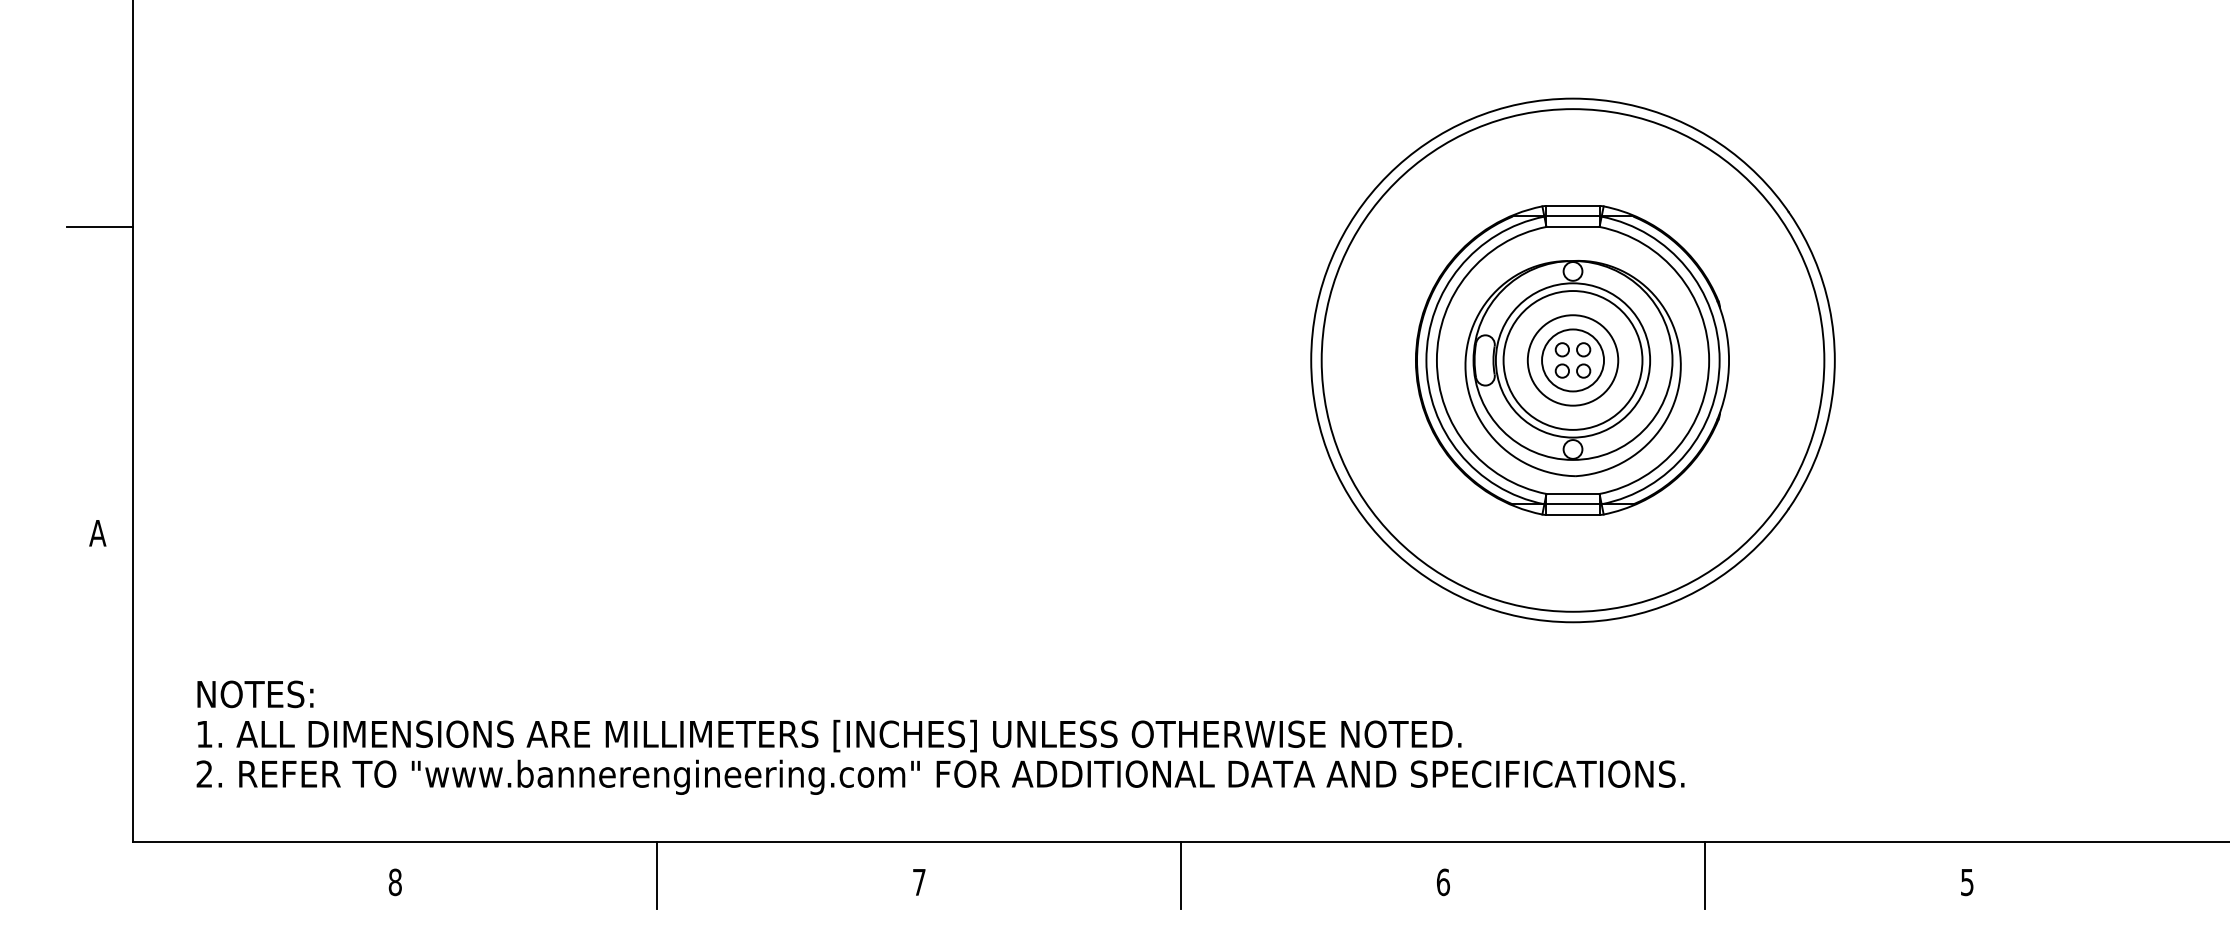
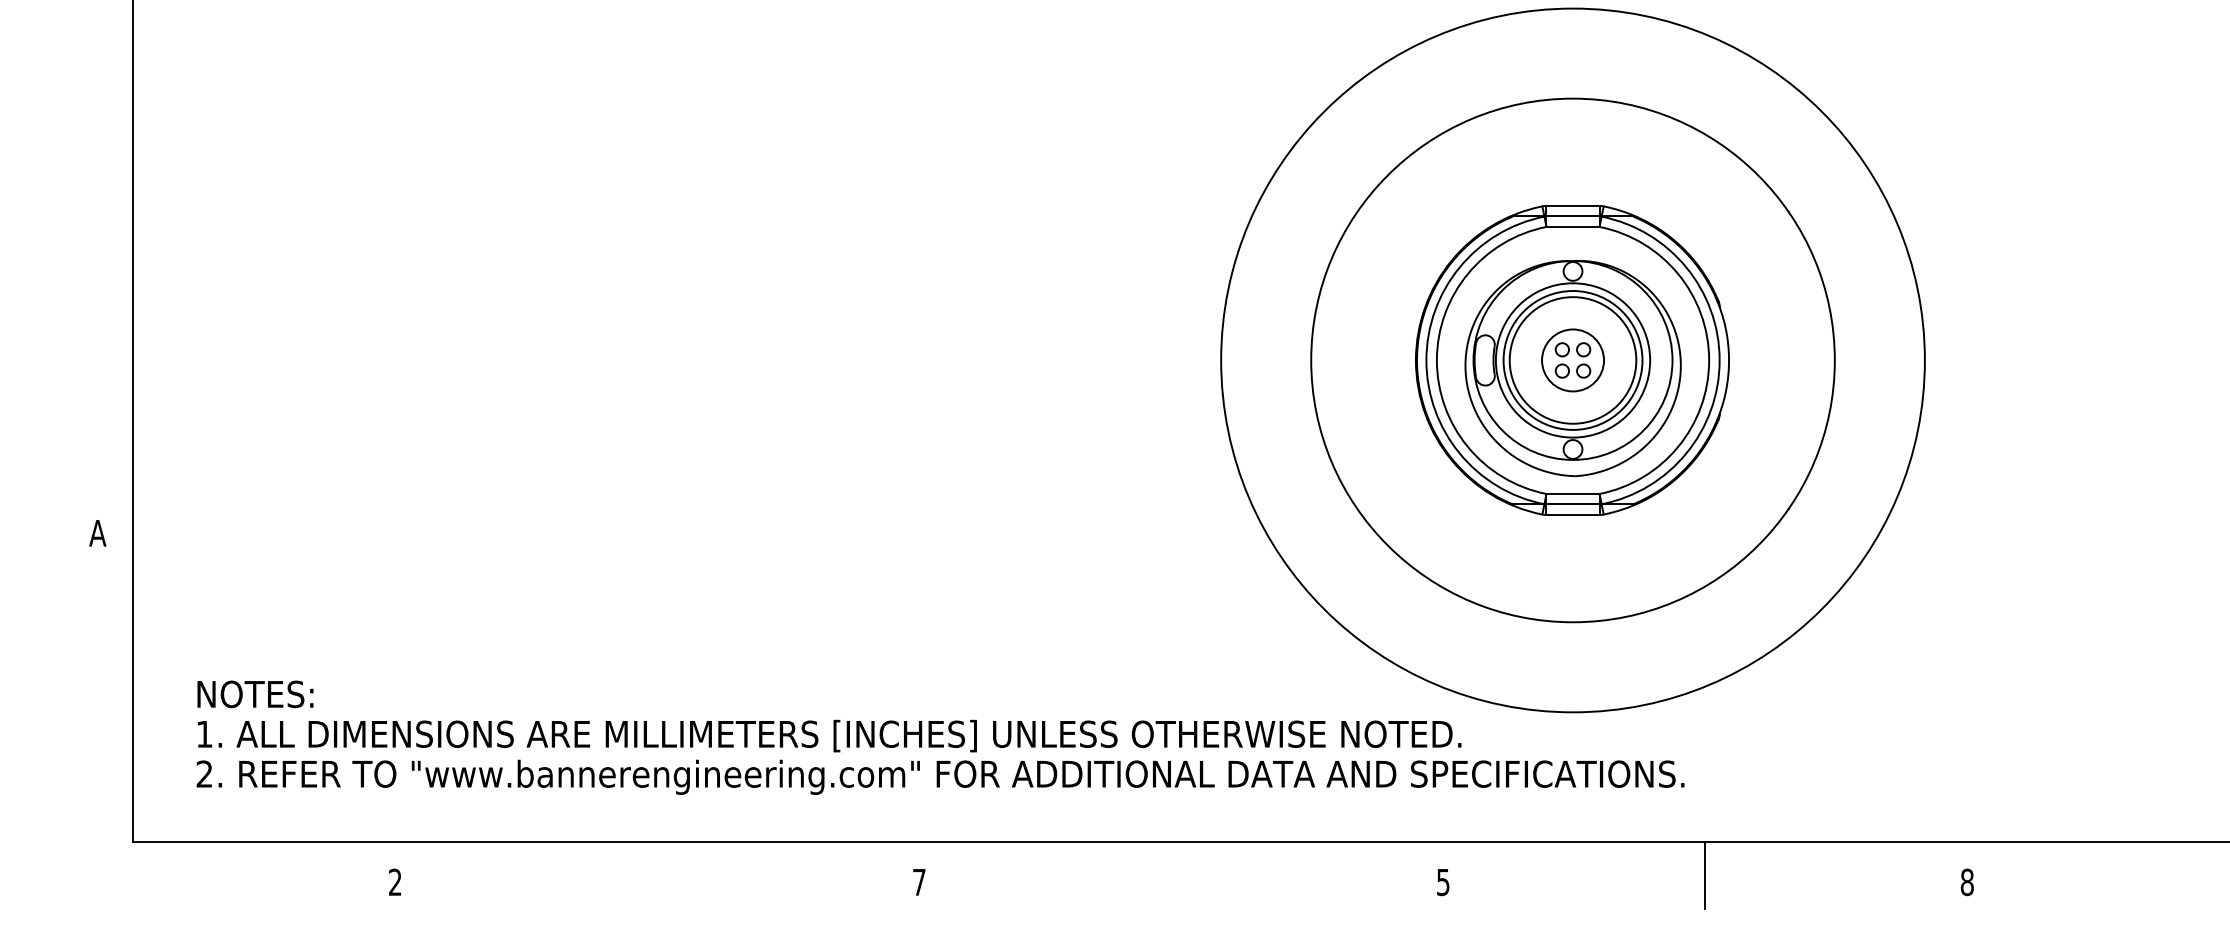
line: present -> none (99, 227)
circle diameter: 503 px -> 704 px (1572, 360)
circle diameter: 90 px -> 127 px (1572, 360)
line: present -> none (657, 875)
line: present -> none (1181, 875)
text: 8 -> 2 (394, 882)
text: 6 -> 5 (1442, 882)
text: 5 -> 8 (1966, 882)
